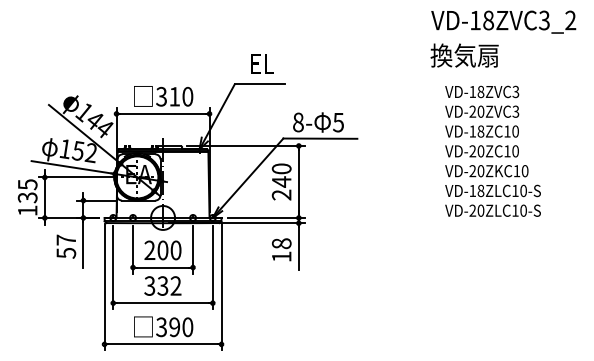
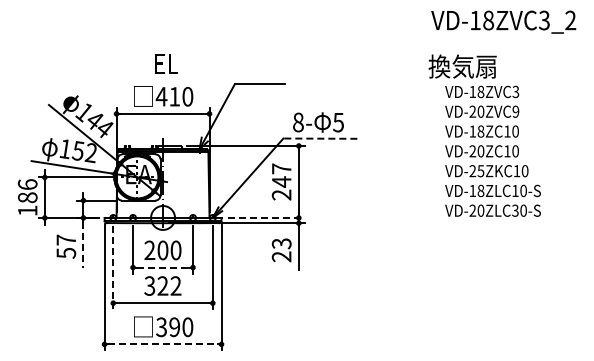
text position: (464, 55) -> (462, 66) (462, 66)
text position: (262, 63) -> (166, 63) (166, 63)
text: 310 -> 410 (161, 96)
text: VD-20ZVC3 -> VD-20ZVC9 (515, 111)
line: solid -> dashed (320, 138)
text: 240 -> 247 (281, 168)
text: VD-20ZKC10 -> VD-25ZKC10 (480, 171)
text: 135 -> 186 (27, 191)
text: VD-20ZLC10-S -> VD-20ZLC30-S (515, 210)
line: solid -> dashed (266, 217)
line: solid -> dashed (83, 245)
text: 18 -> 23 (281, 250)
line: solid -> dashed (113, 267)
line: solid -> dashed (163, 267)
text: 332 -> 322 (162, 285)
line: solid -> dashed (163, 344)
